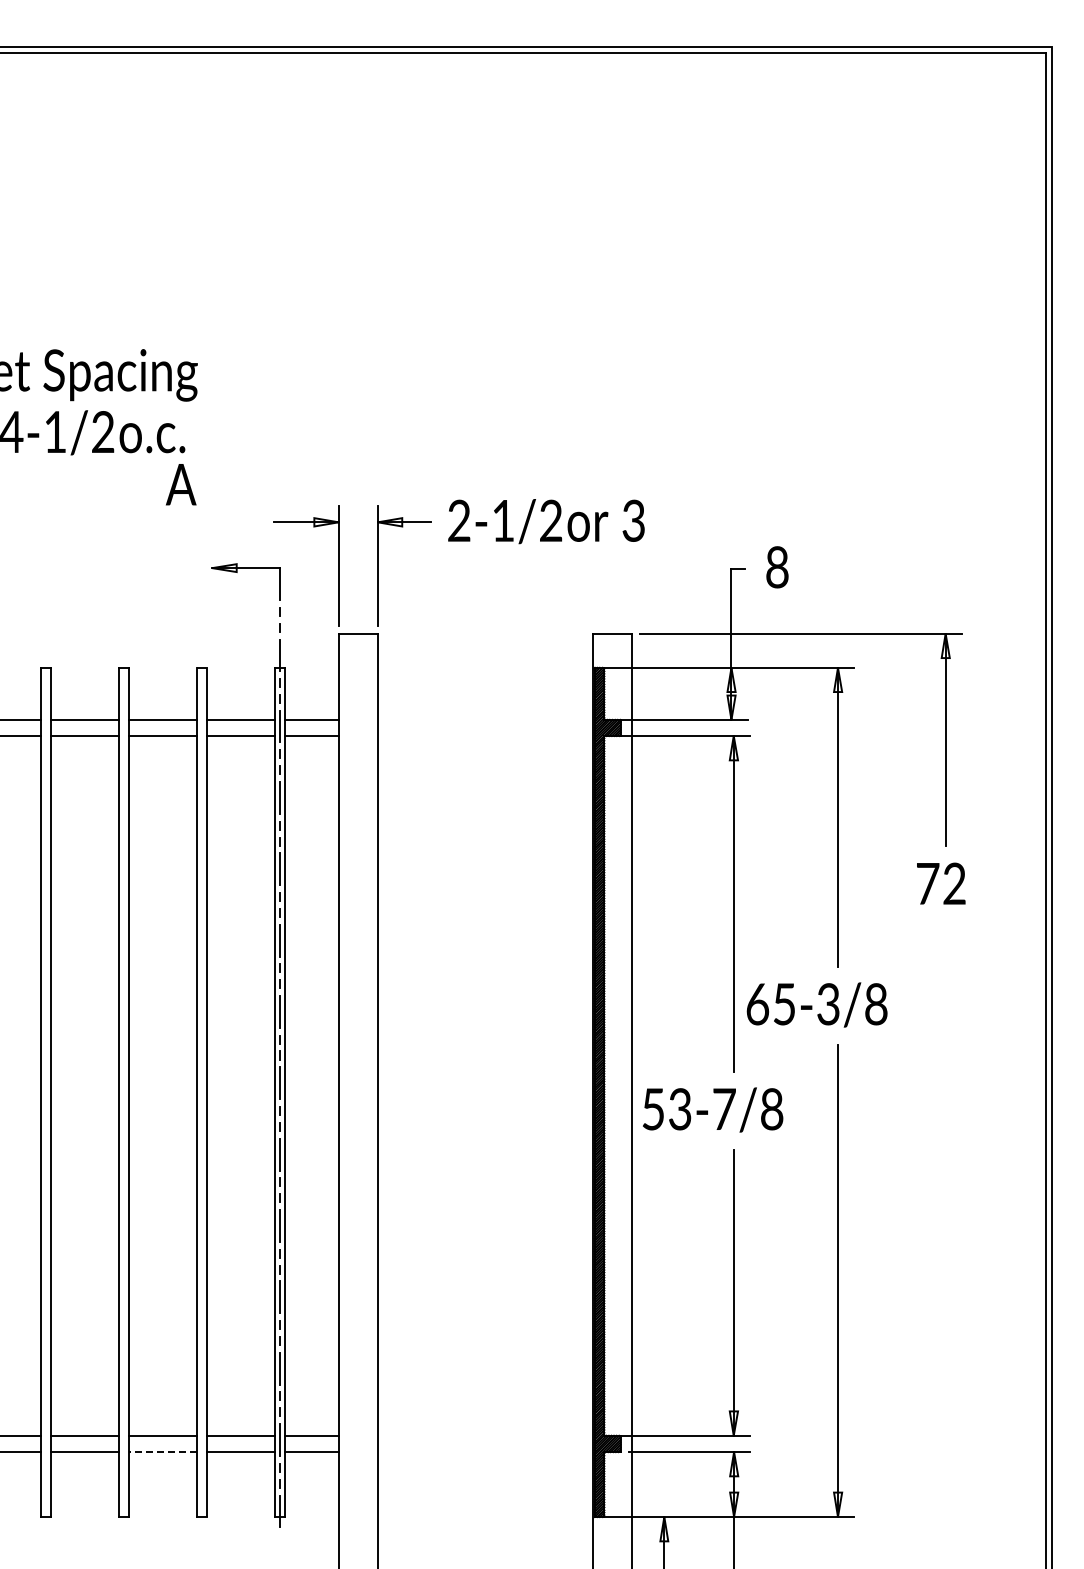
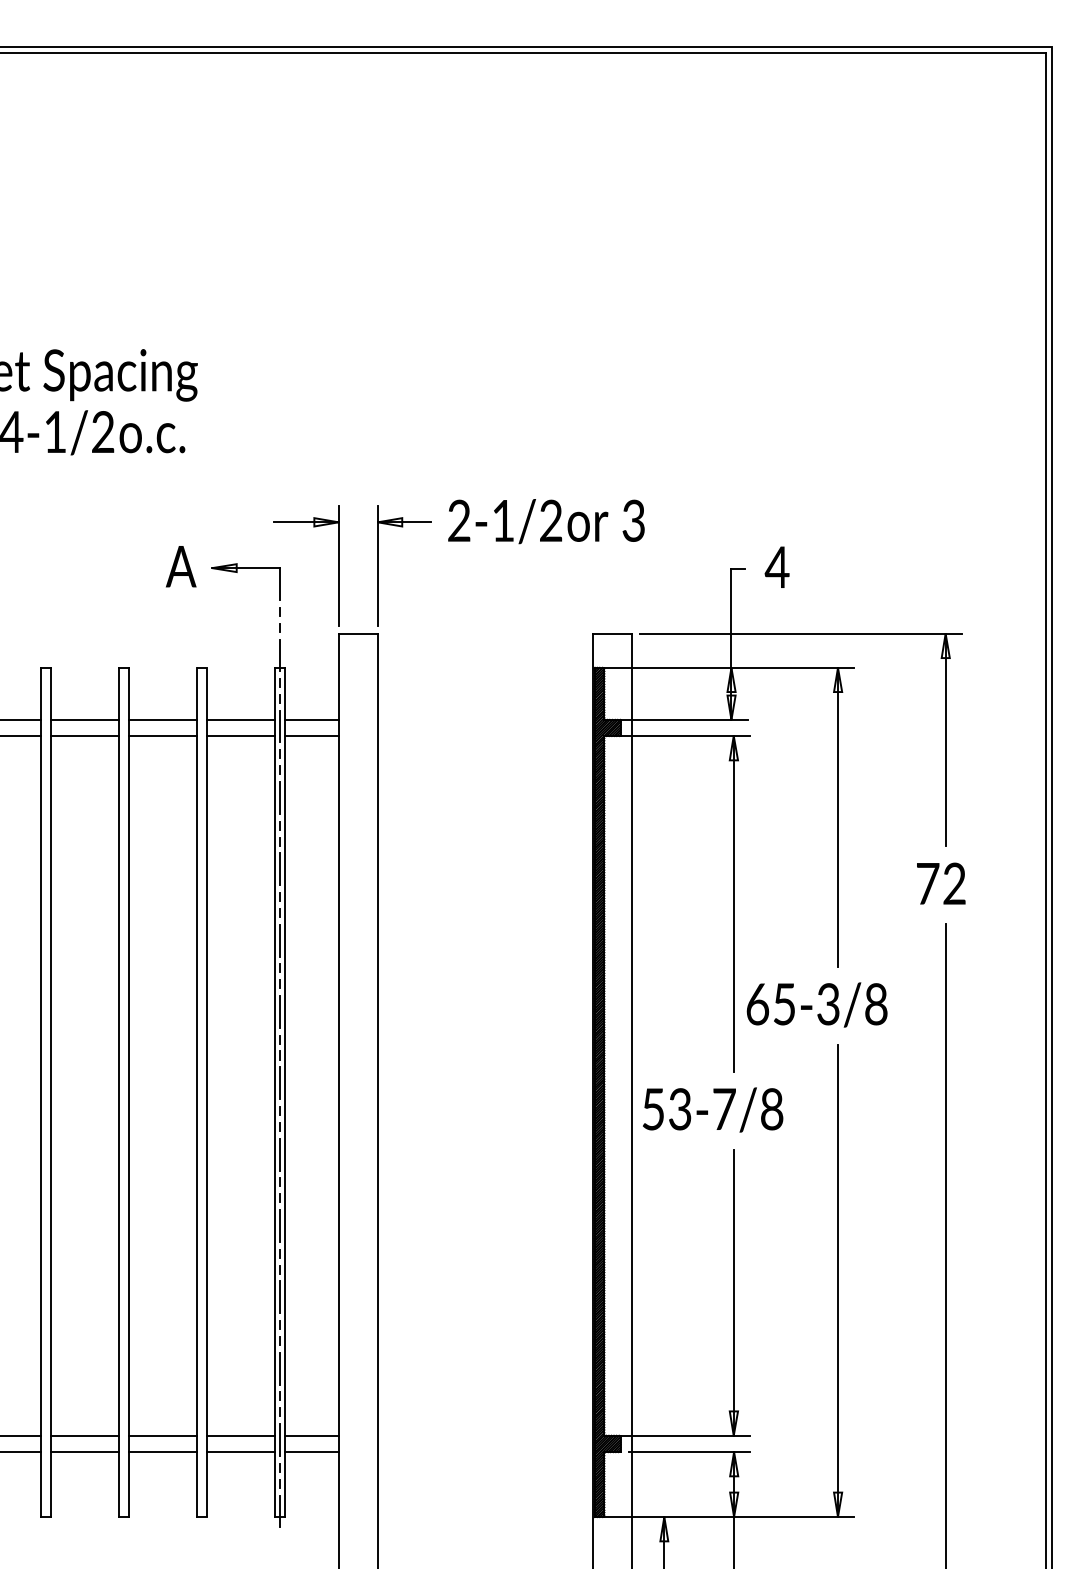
text position: (181, 484) -> (181, 566) (181, 566)
text: 8 -> 4 (776, 567)
line: none -> present (945, 1244)
line: dashed -> solid (162, 1452)
